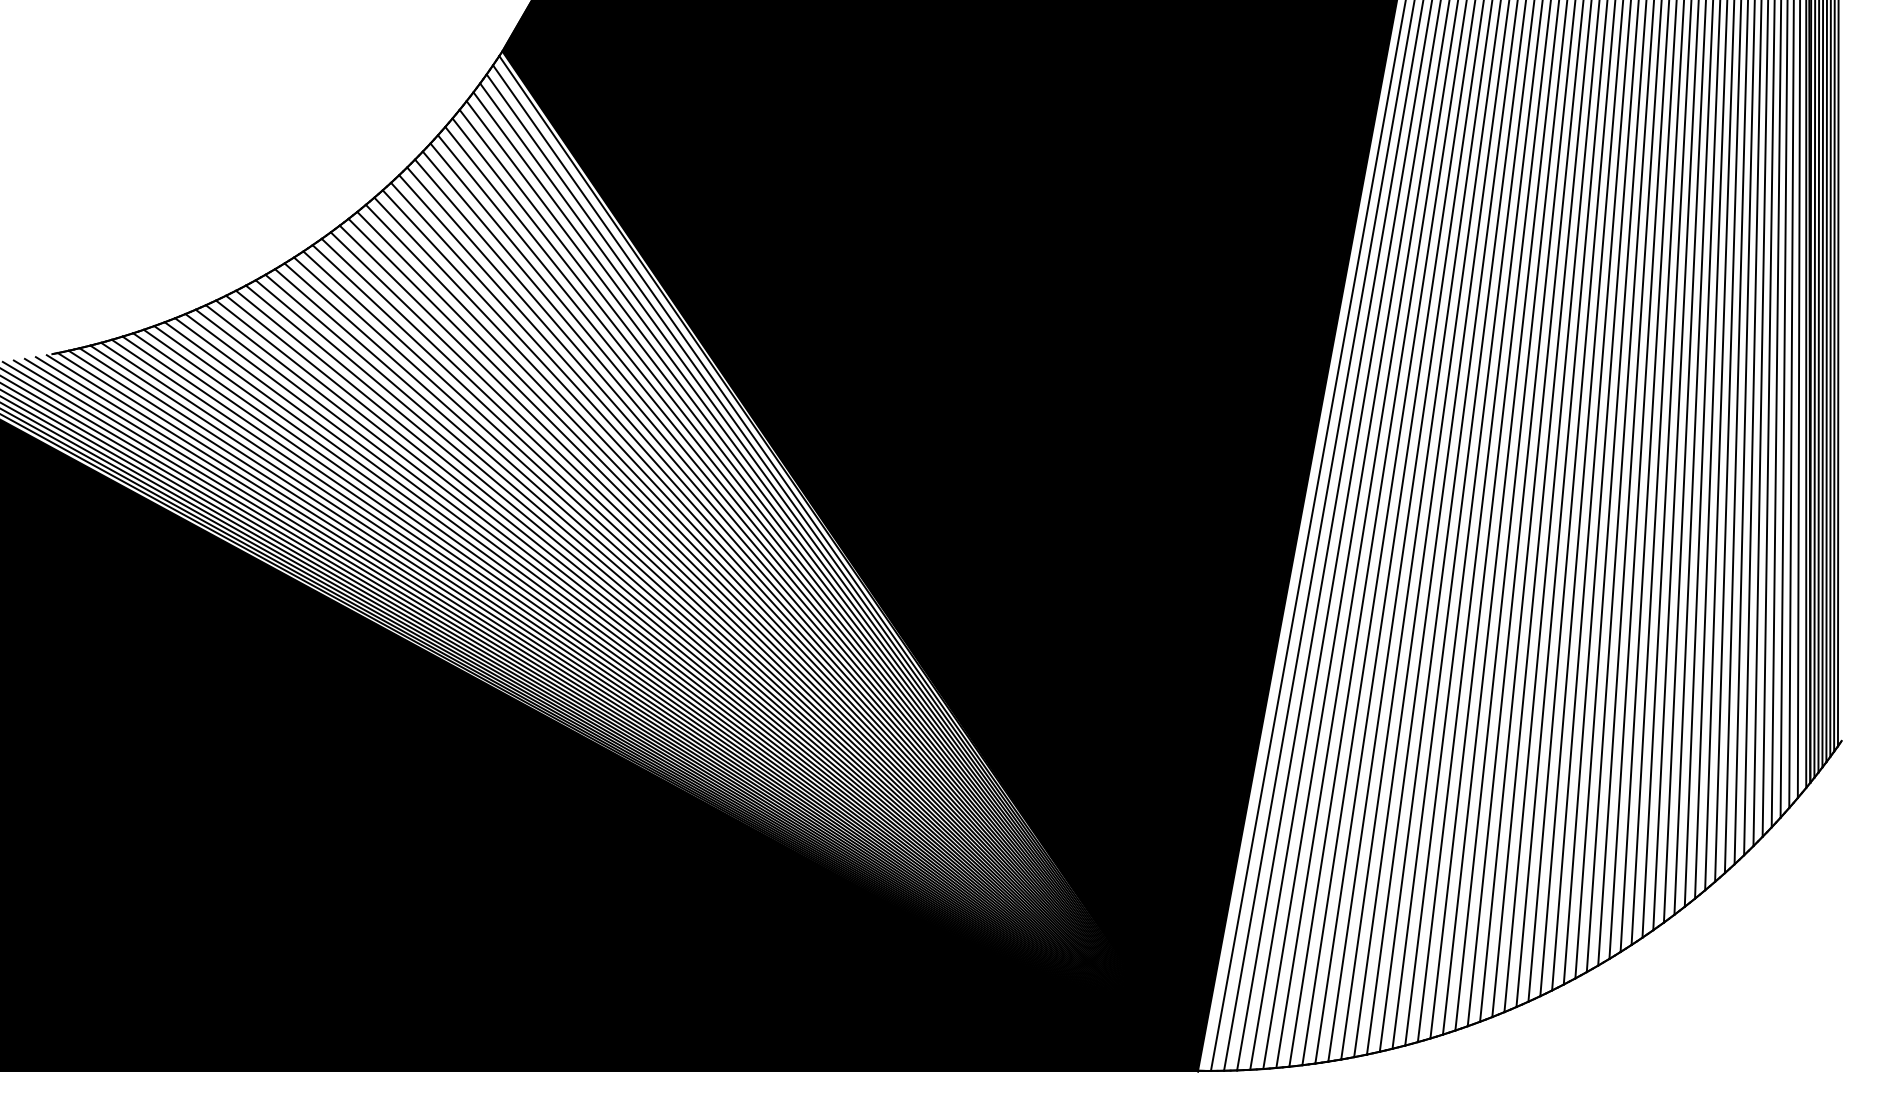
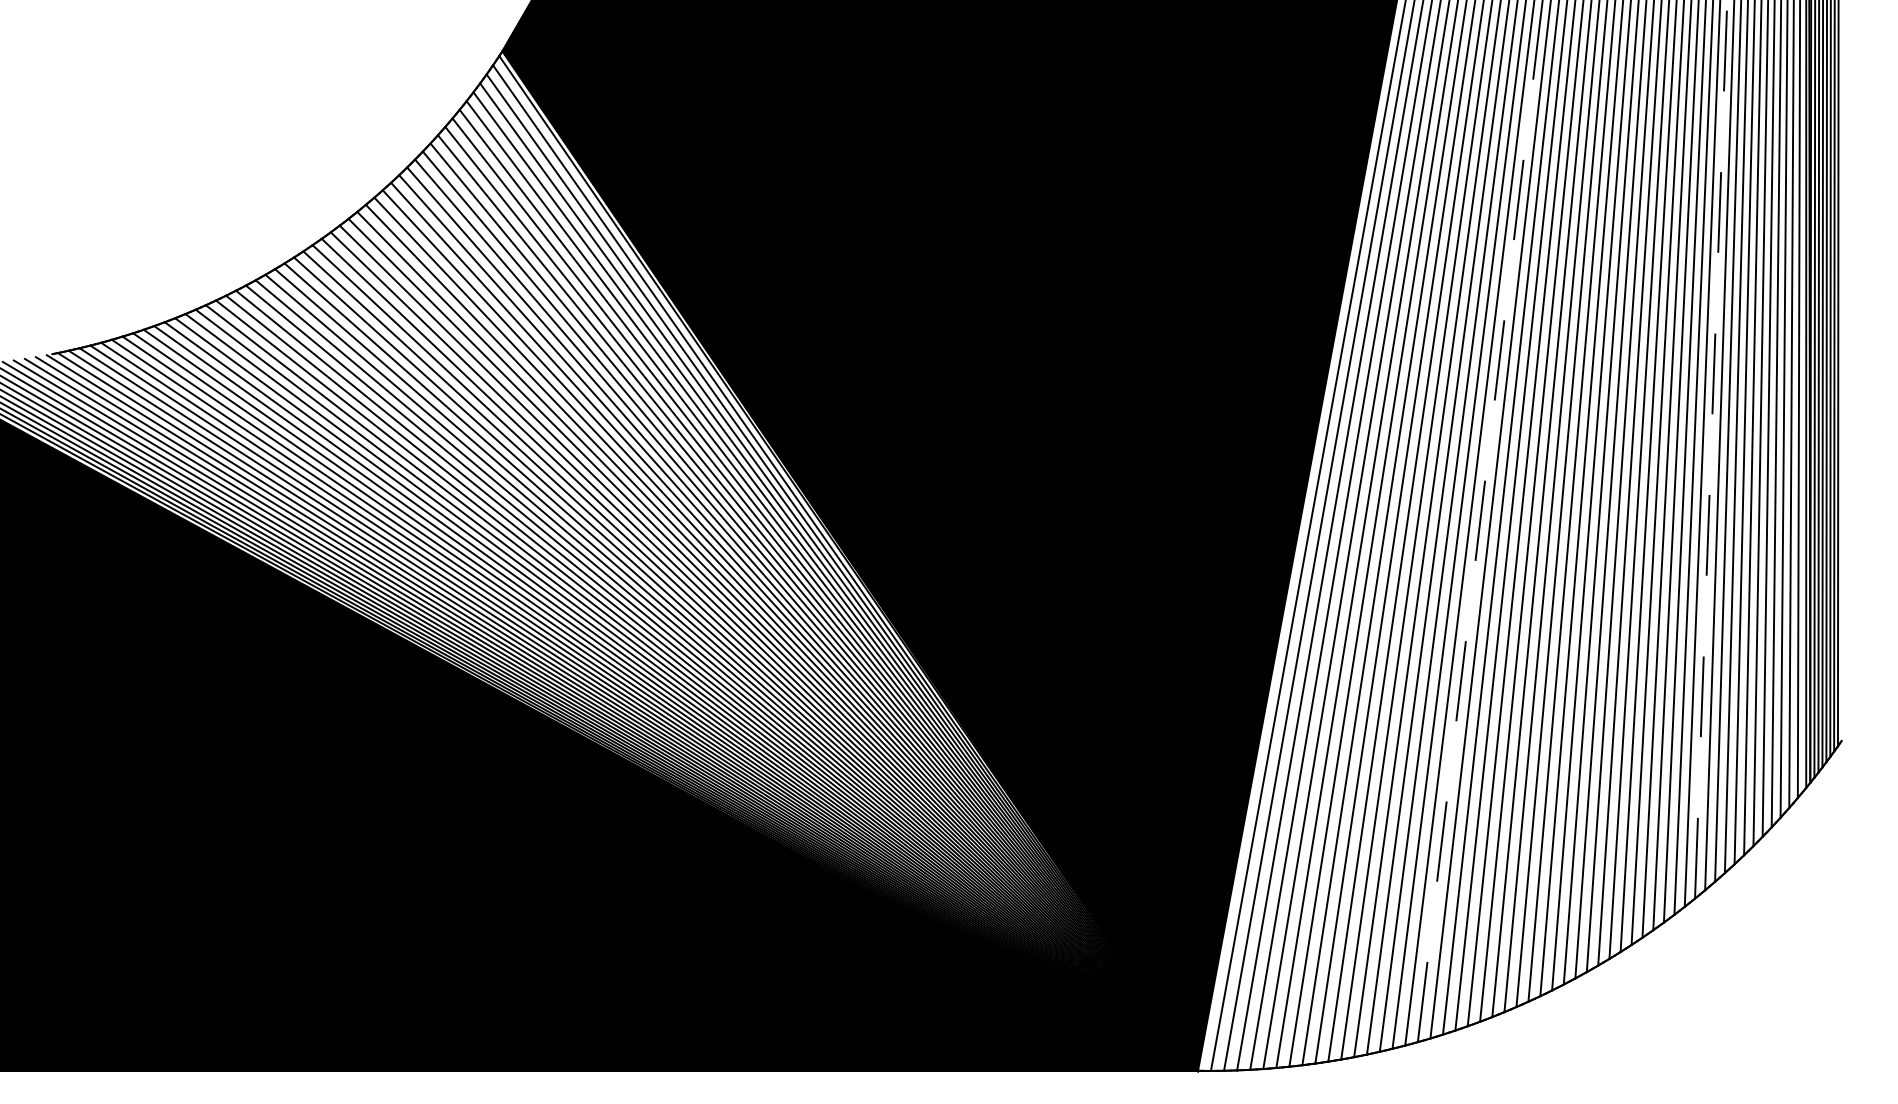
line: solid -> dashed (1711, 449)
line: solid -> dashed (1480, 520)
